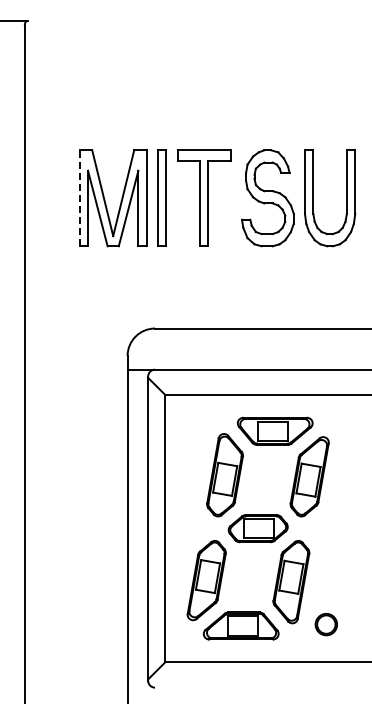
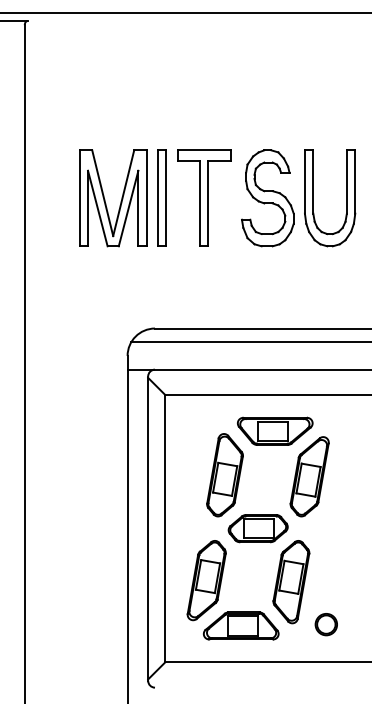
line: none -> present (185, 13)
line: dashed -> solid (79, 198)
line: none -> present (249, 342)
